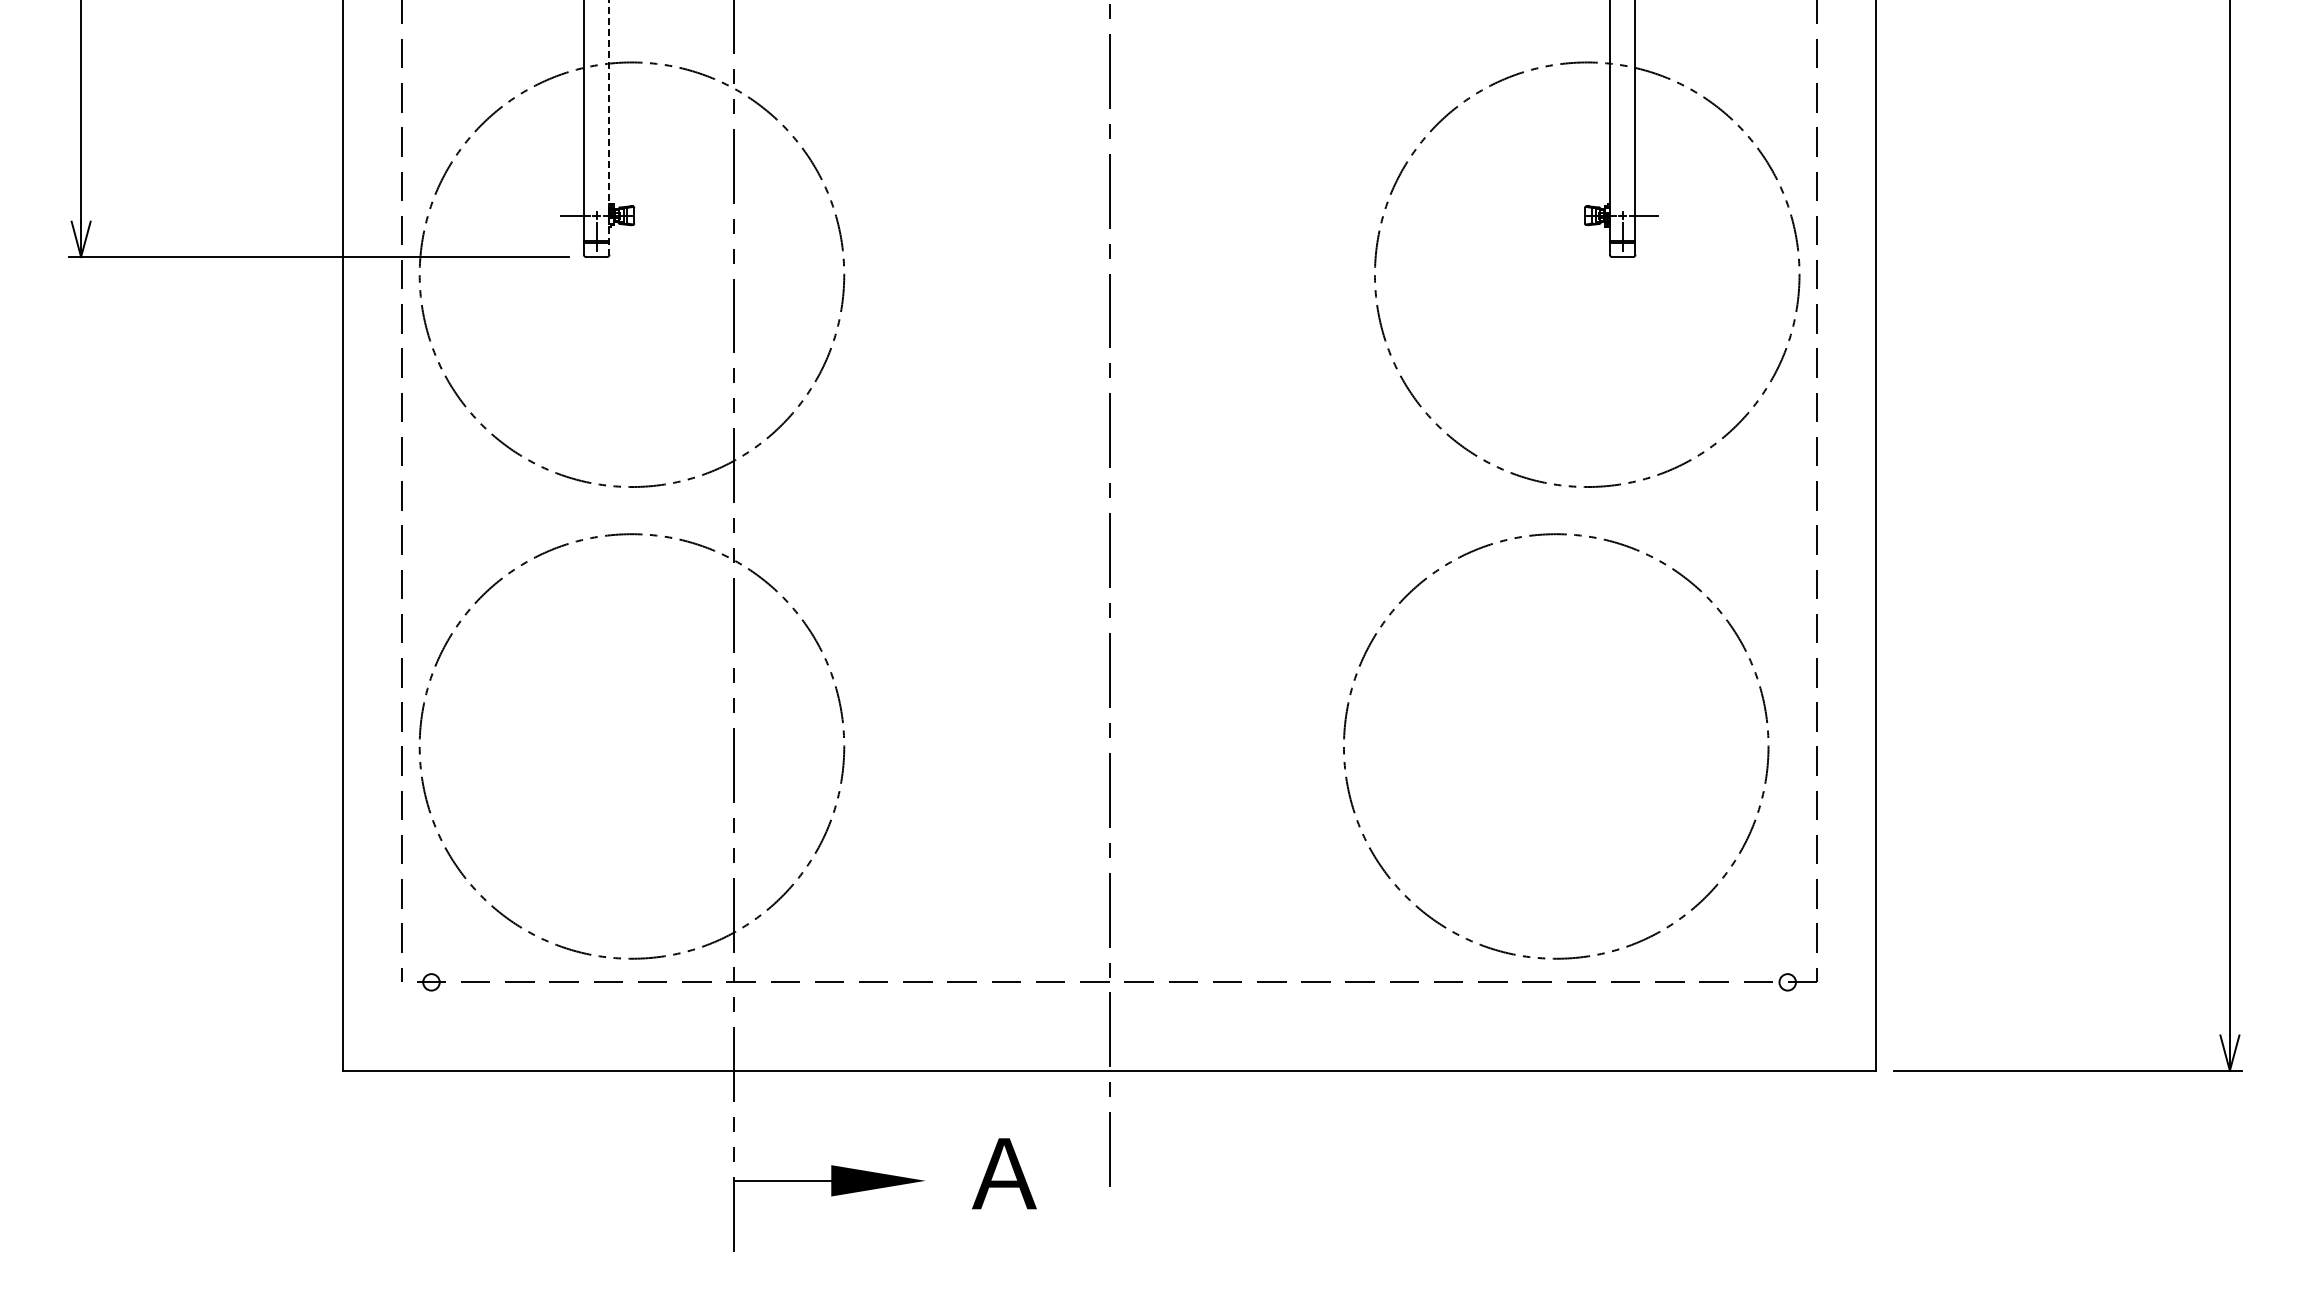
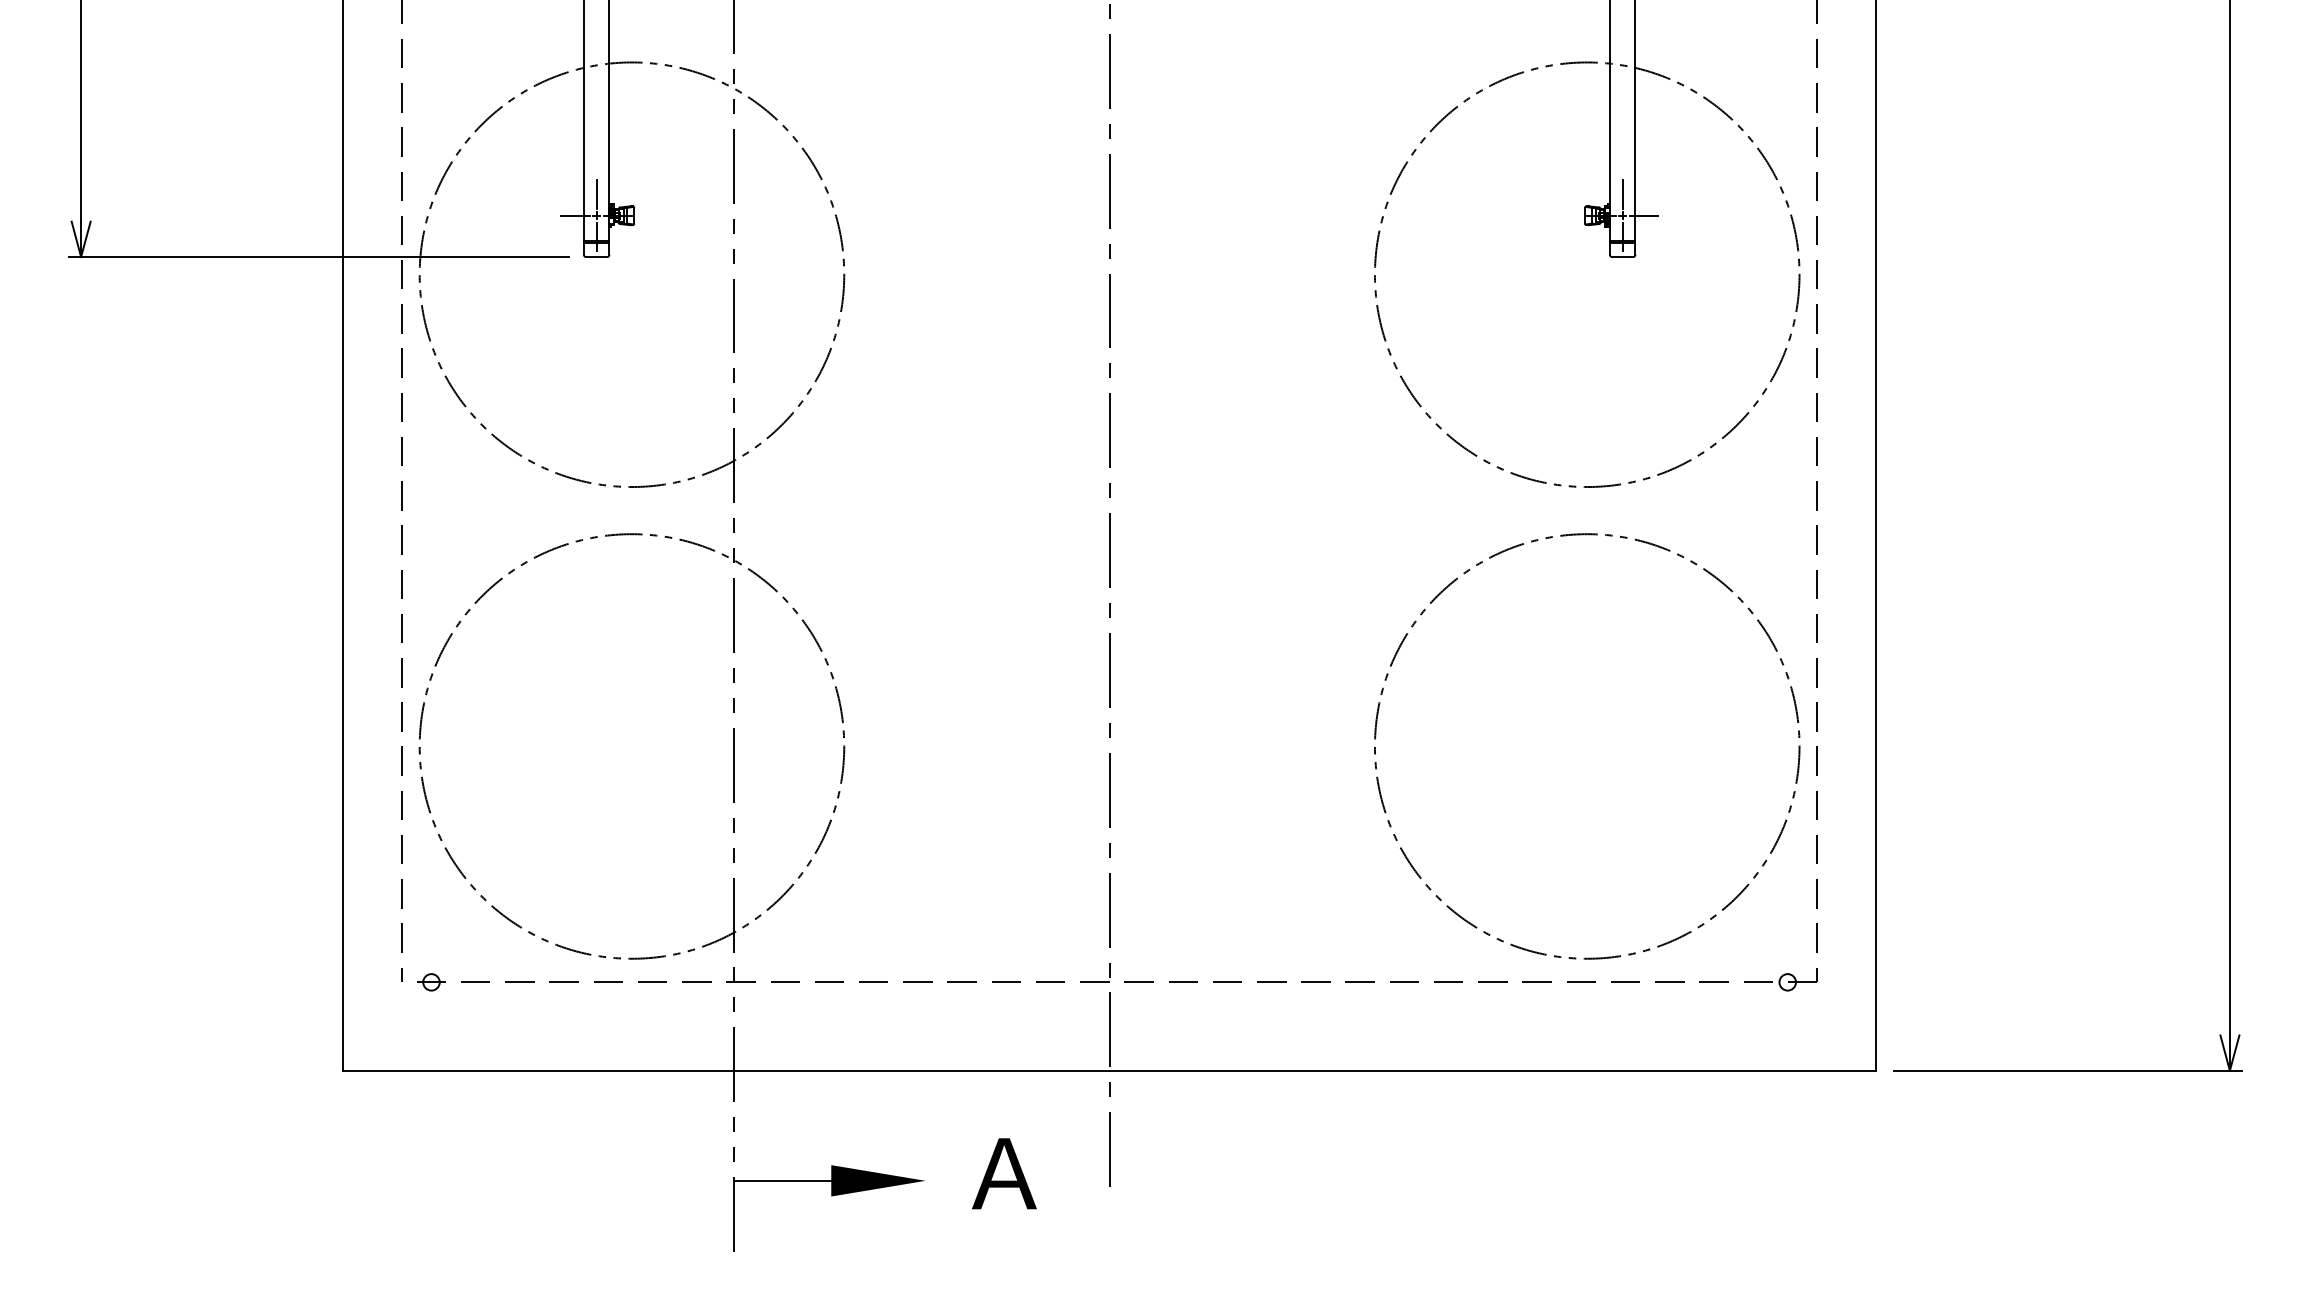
line: dashed -> solid (609, 127)
line: none -> present (596, 194)
line: none -> present (1622, 194)
circle position: (1556, 746) -> (1587, 746) (1587, 746)
